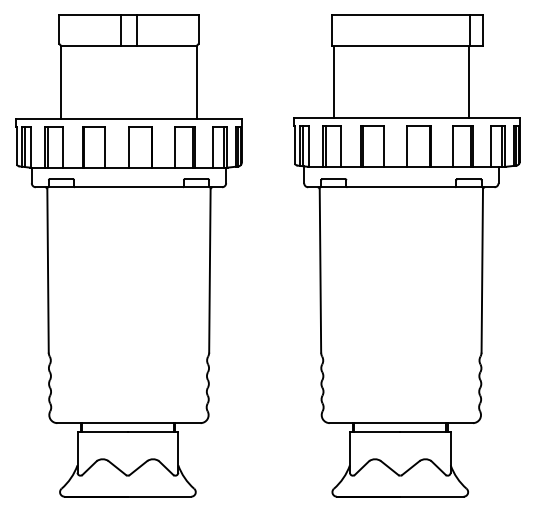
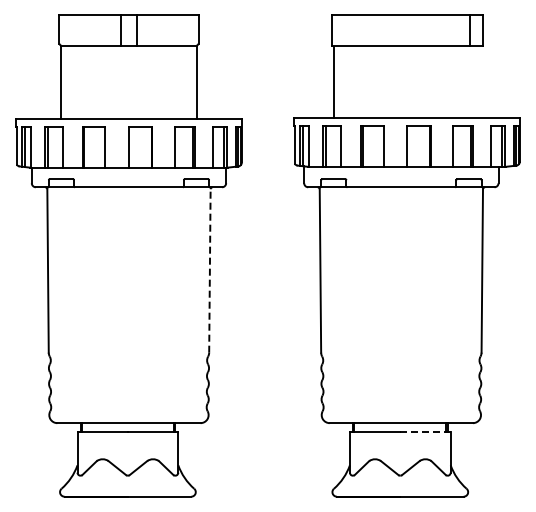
line: present -> none (468, 82)
line: solid -> dashed (209, 270)
line: solid -> dashed (425, 432)
